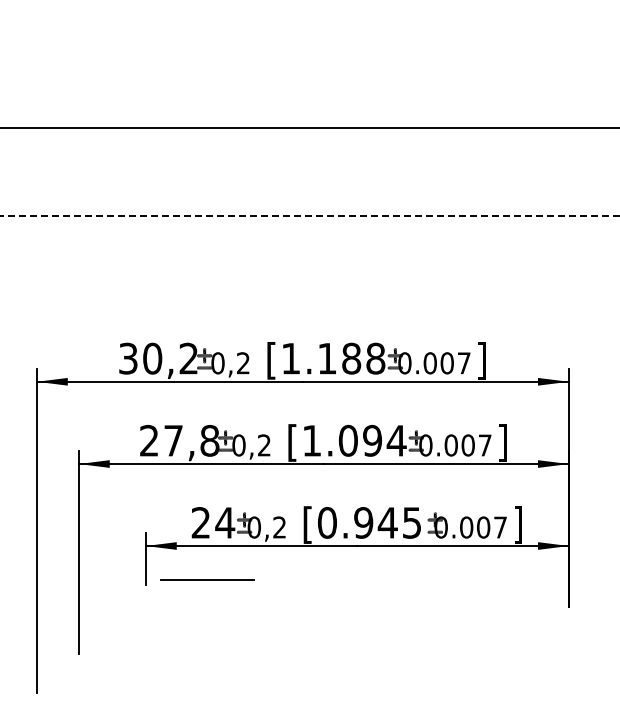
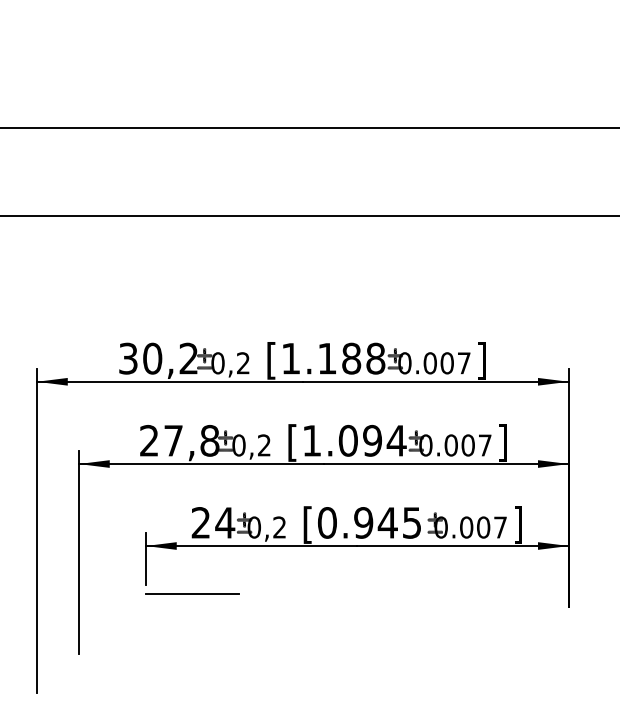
line: dashed -> solid (309, 215)
line position: (207, 579) -> (192, 593) (192, 593)
